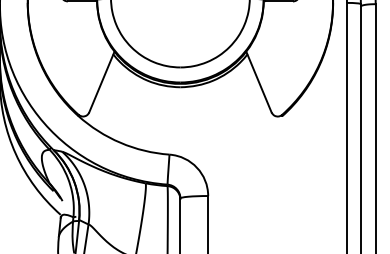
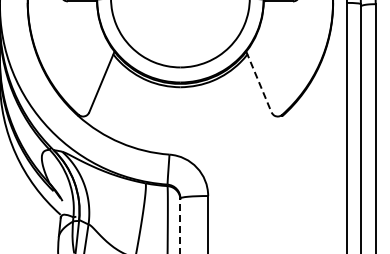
line: solid -> dashed (258, 82)
line: solid -> dashed (180, 225)
